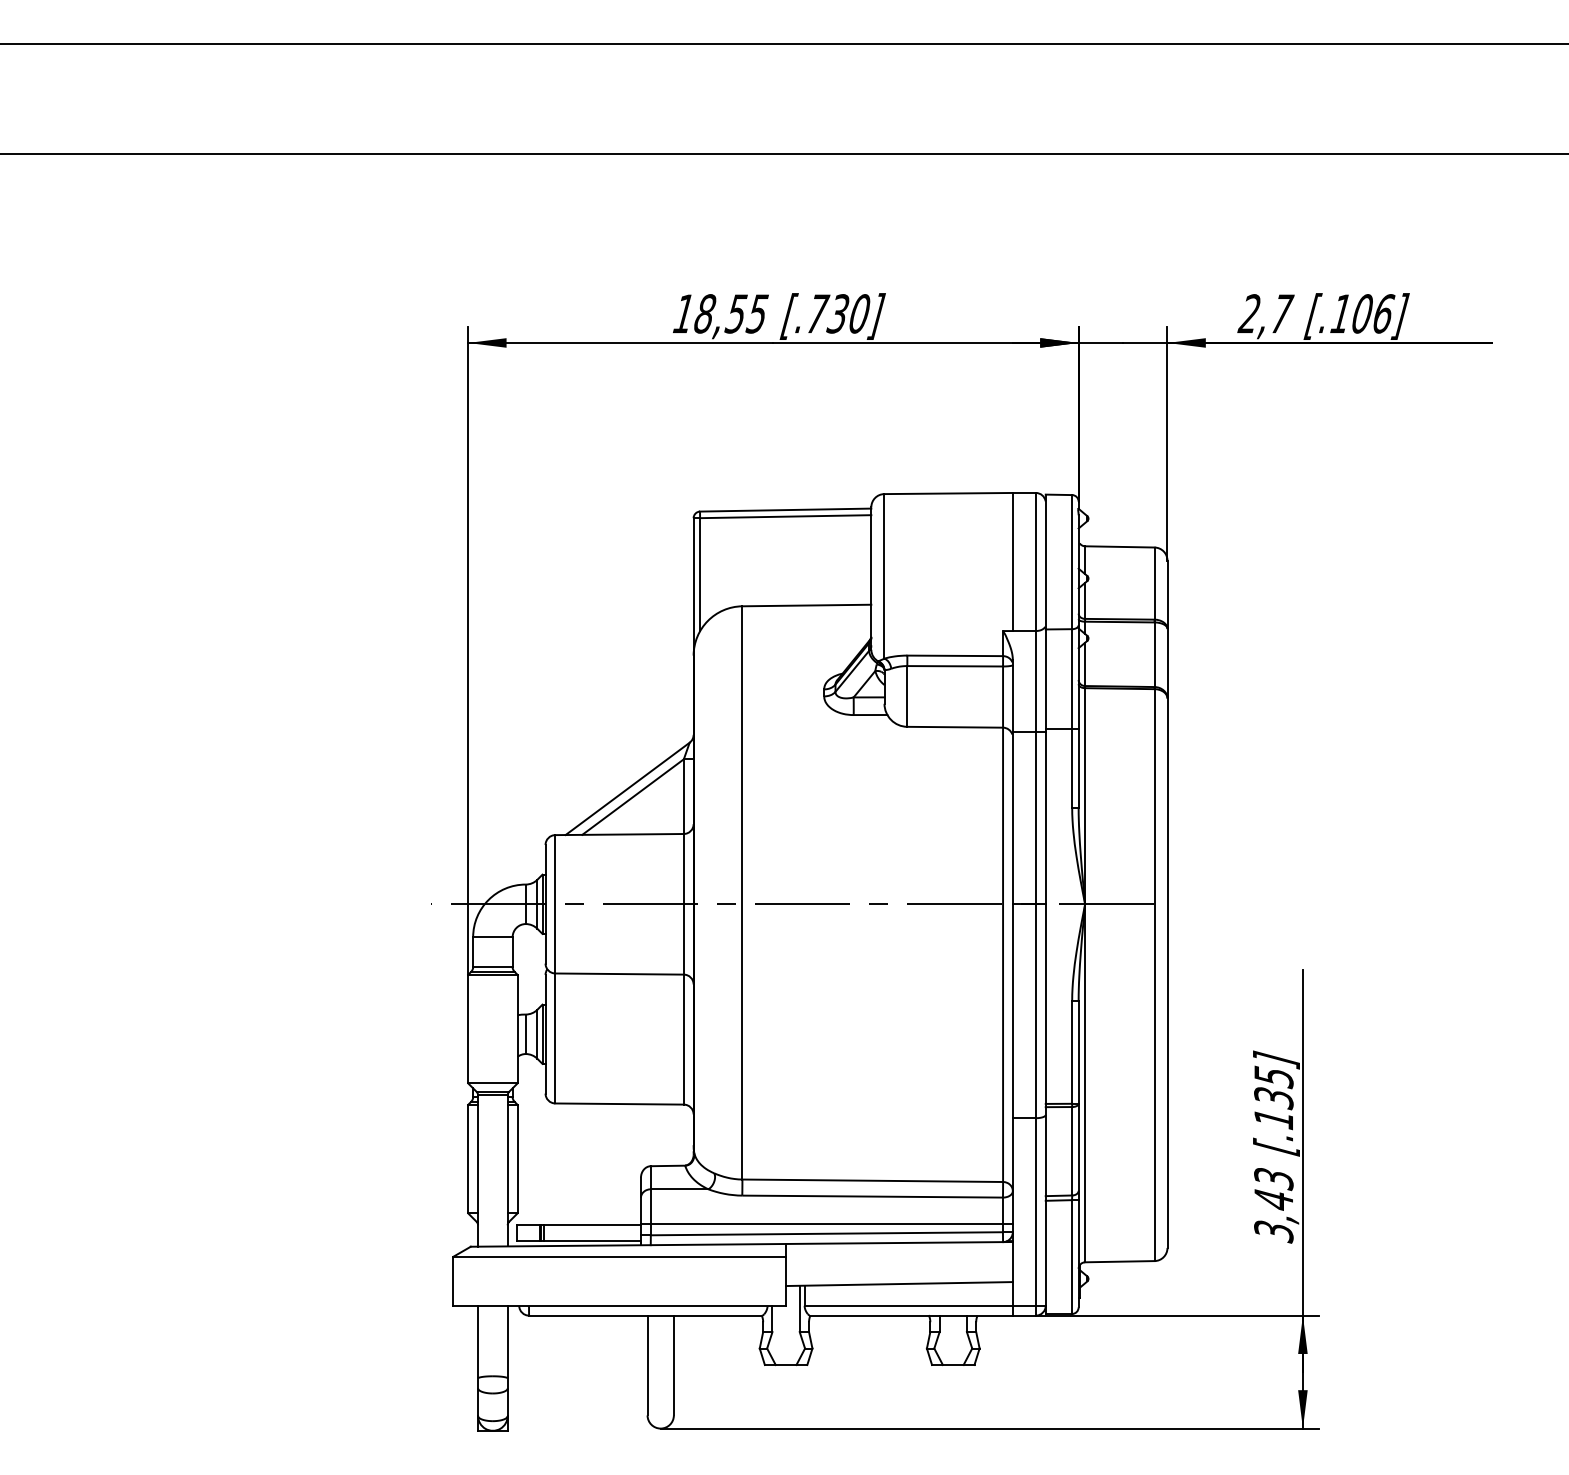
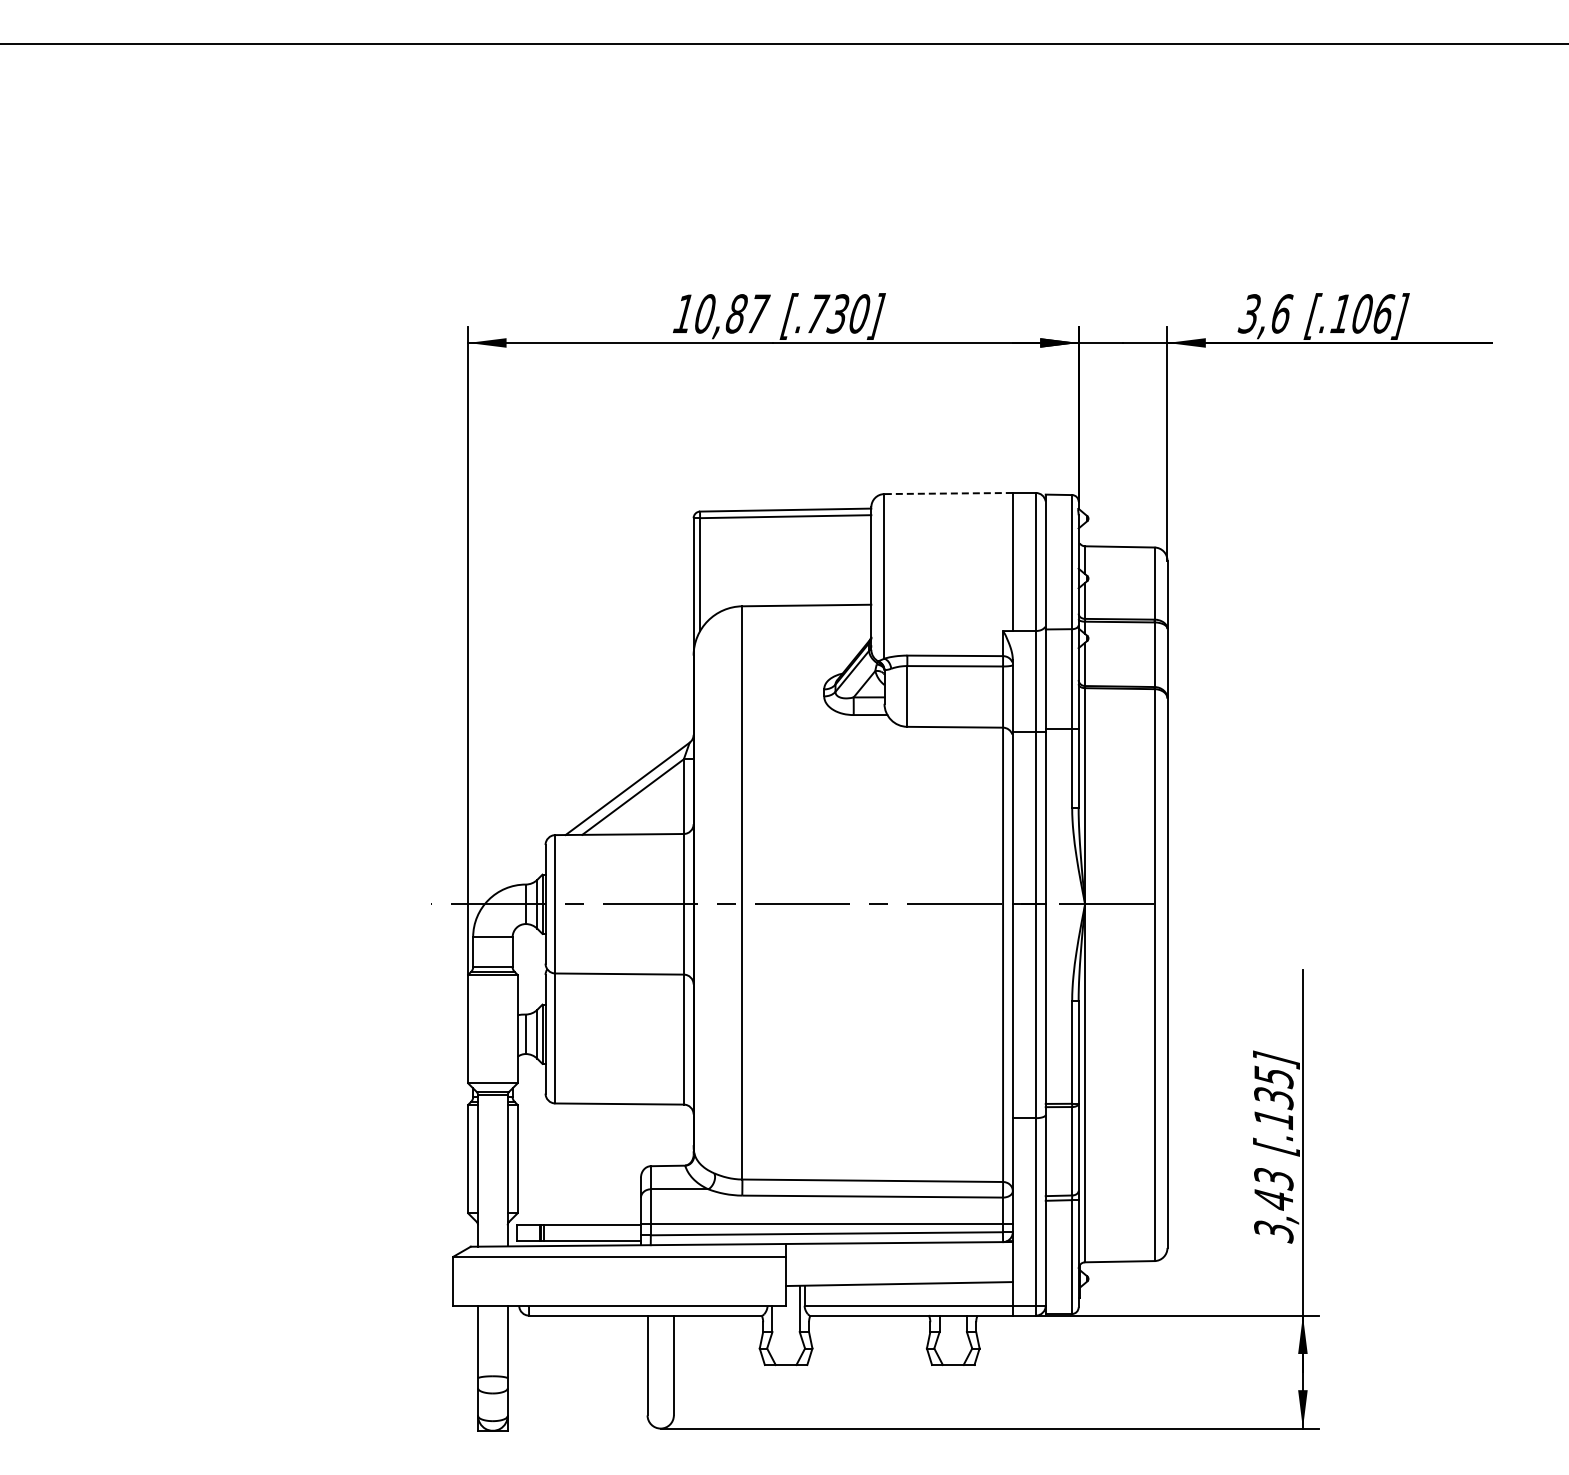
line: present -> none (783, 153)
text: 18,55 -> 10,87 (732, 313)
text: 2,7 -> 3,6 (1265, 313)
line: solid -> dashed (948, 493)
